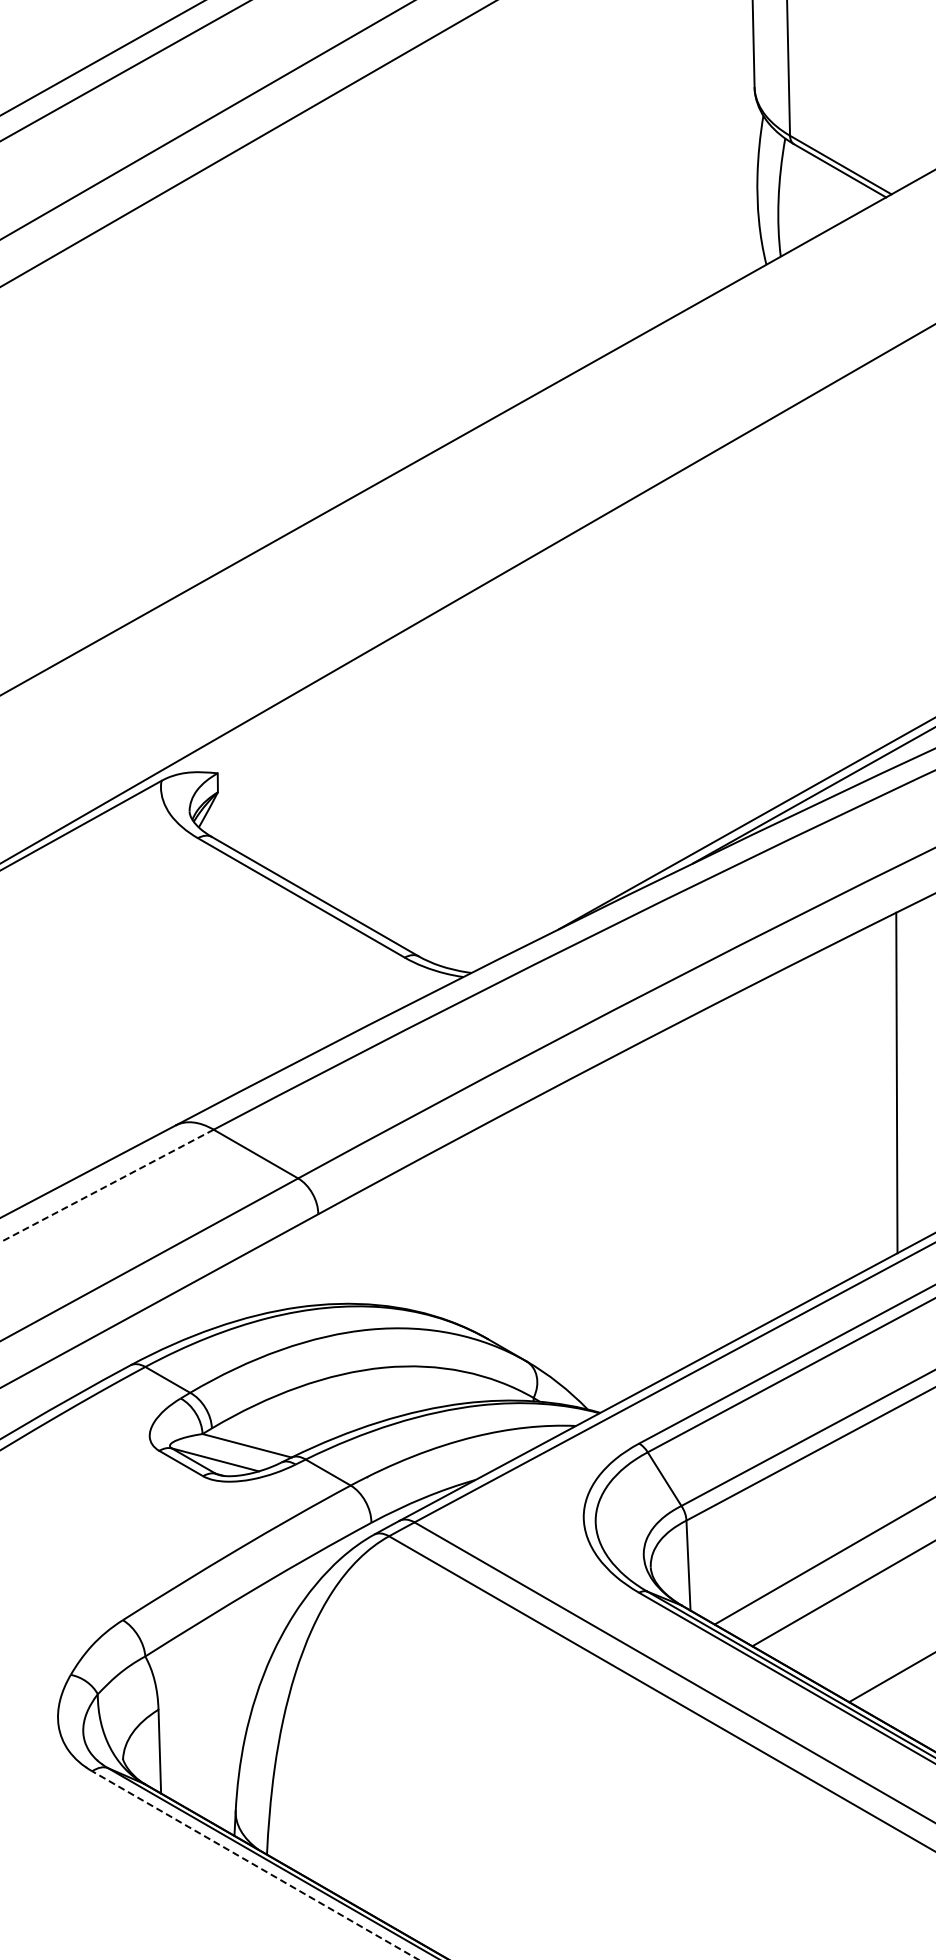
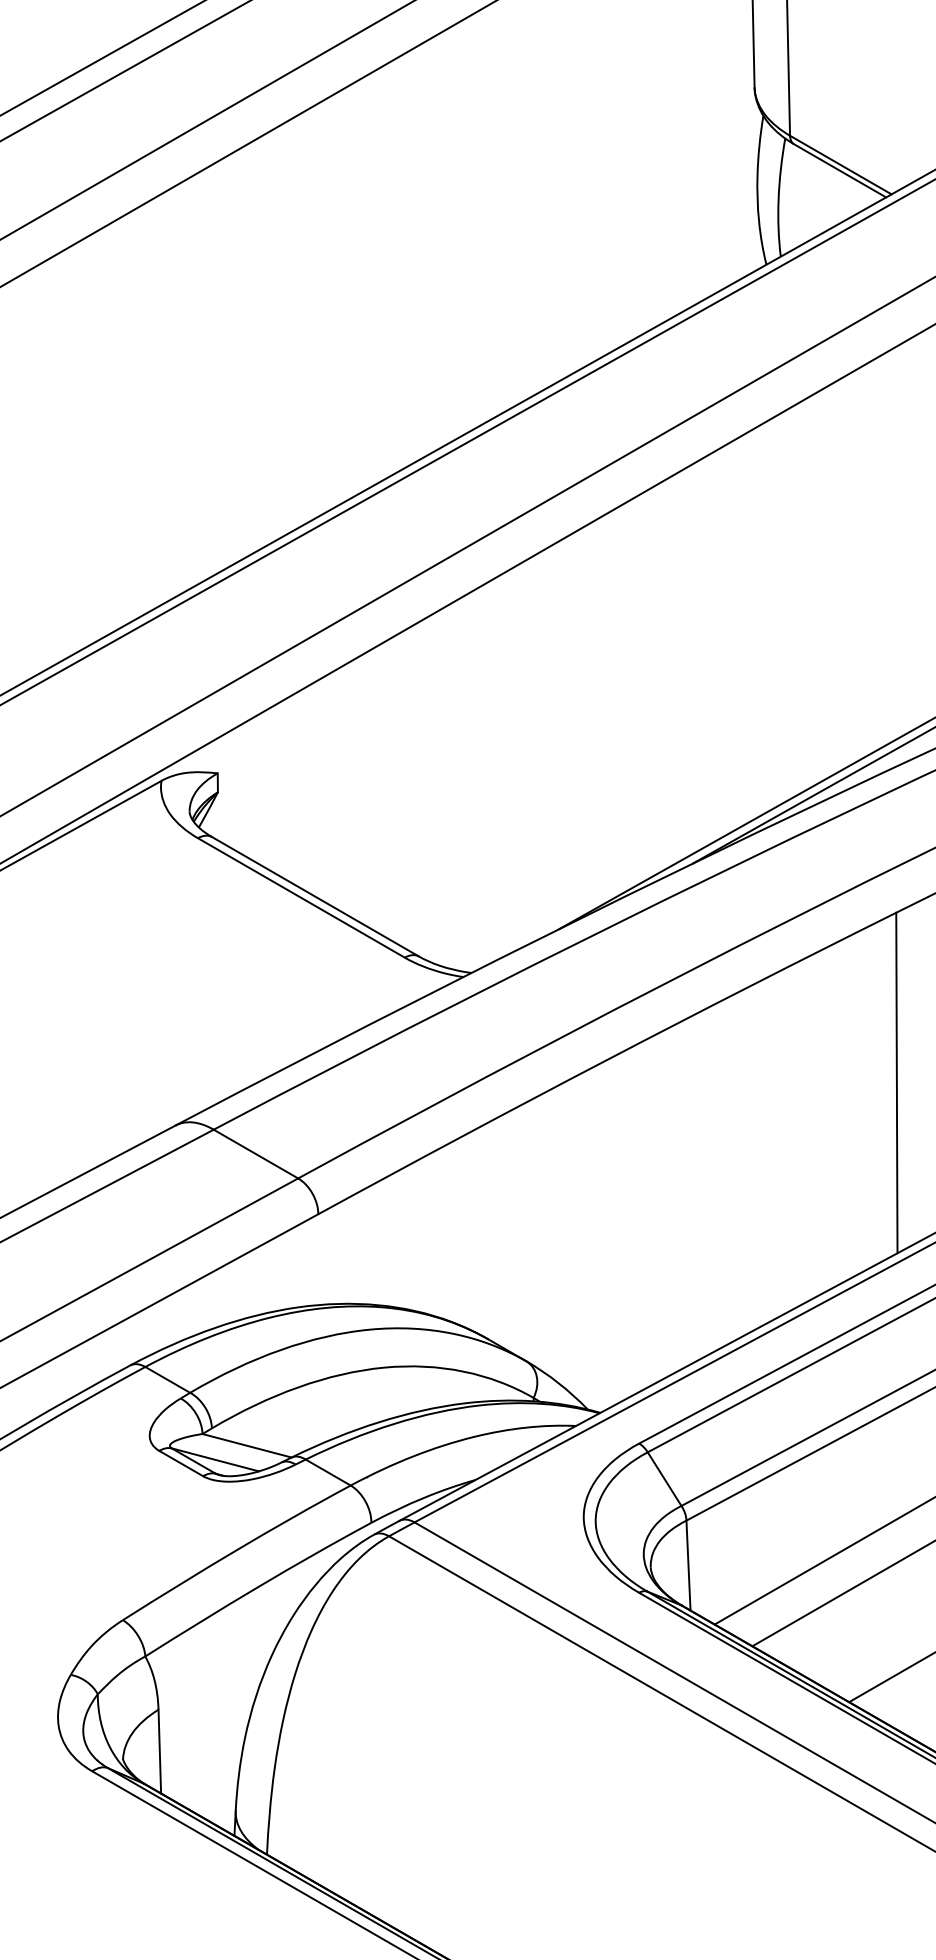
line: none -> present (467, 442)
line: none -> present (467, 546)
line: dashed -> solid (106, 1186)
line: dashed -> solid (254, 1865)
